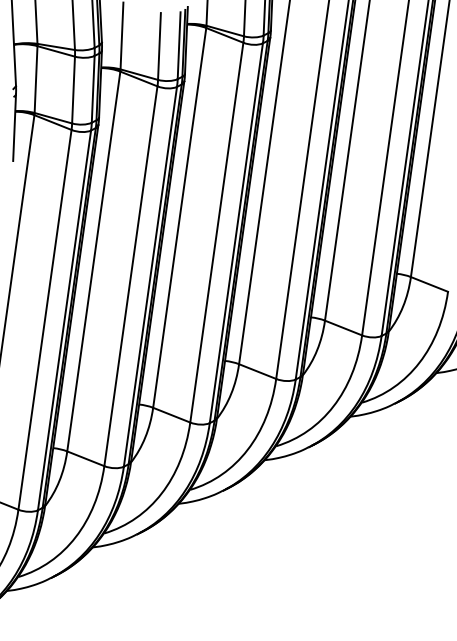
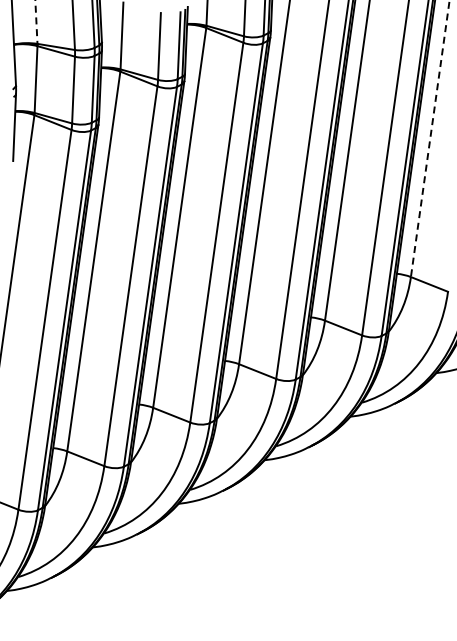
line: solid -> dashed (36, 21)
line: solid -> dashed (430, 138)
